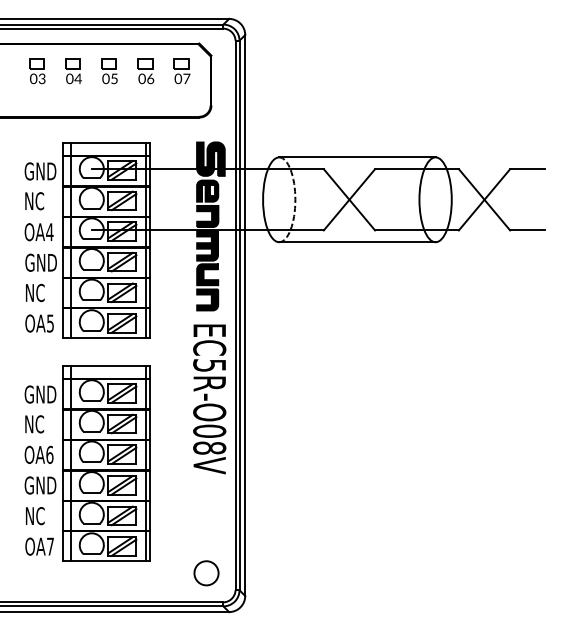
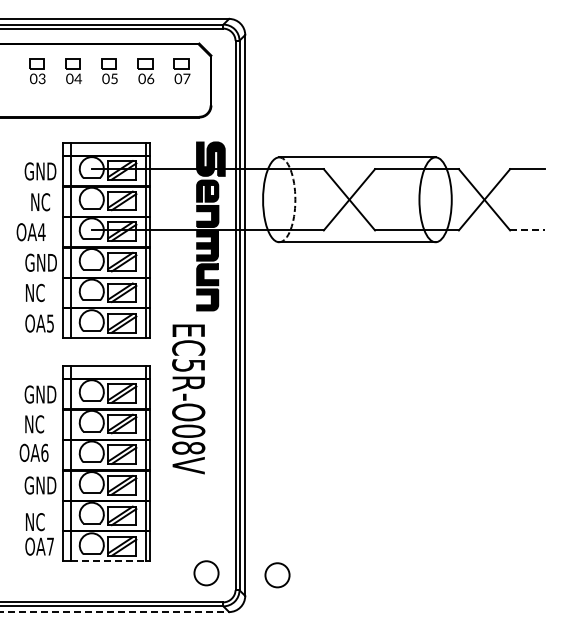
text position: (34, 201) -> (40, 202) (40, 202)
line: solid -> dashed (528, 230)
text position: (38, 232) -> (30, 232) (30, 232)
text position: (209, 399) -> (188, 399) (188, 399)
text position: (38, 454) -> (33, 452) (33, 452)
text position: (35, 516) -> (35, 522) (35, 522)
line: solid -> dashed (108, 560)
circle: none -> present (277, 575)
line: solid -> dashed (115, 612)
